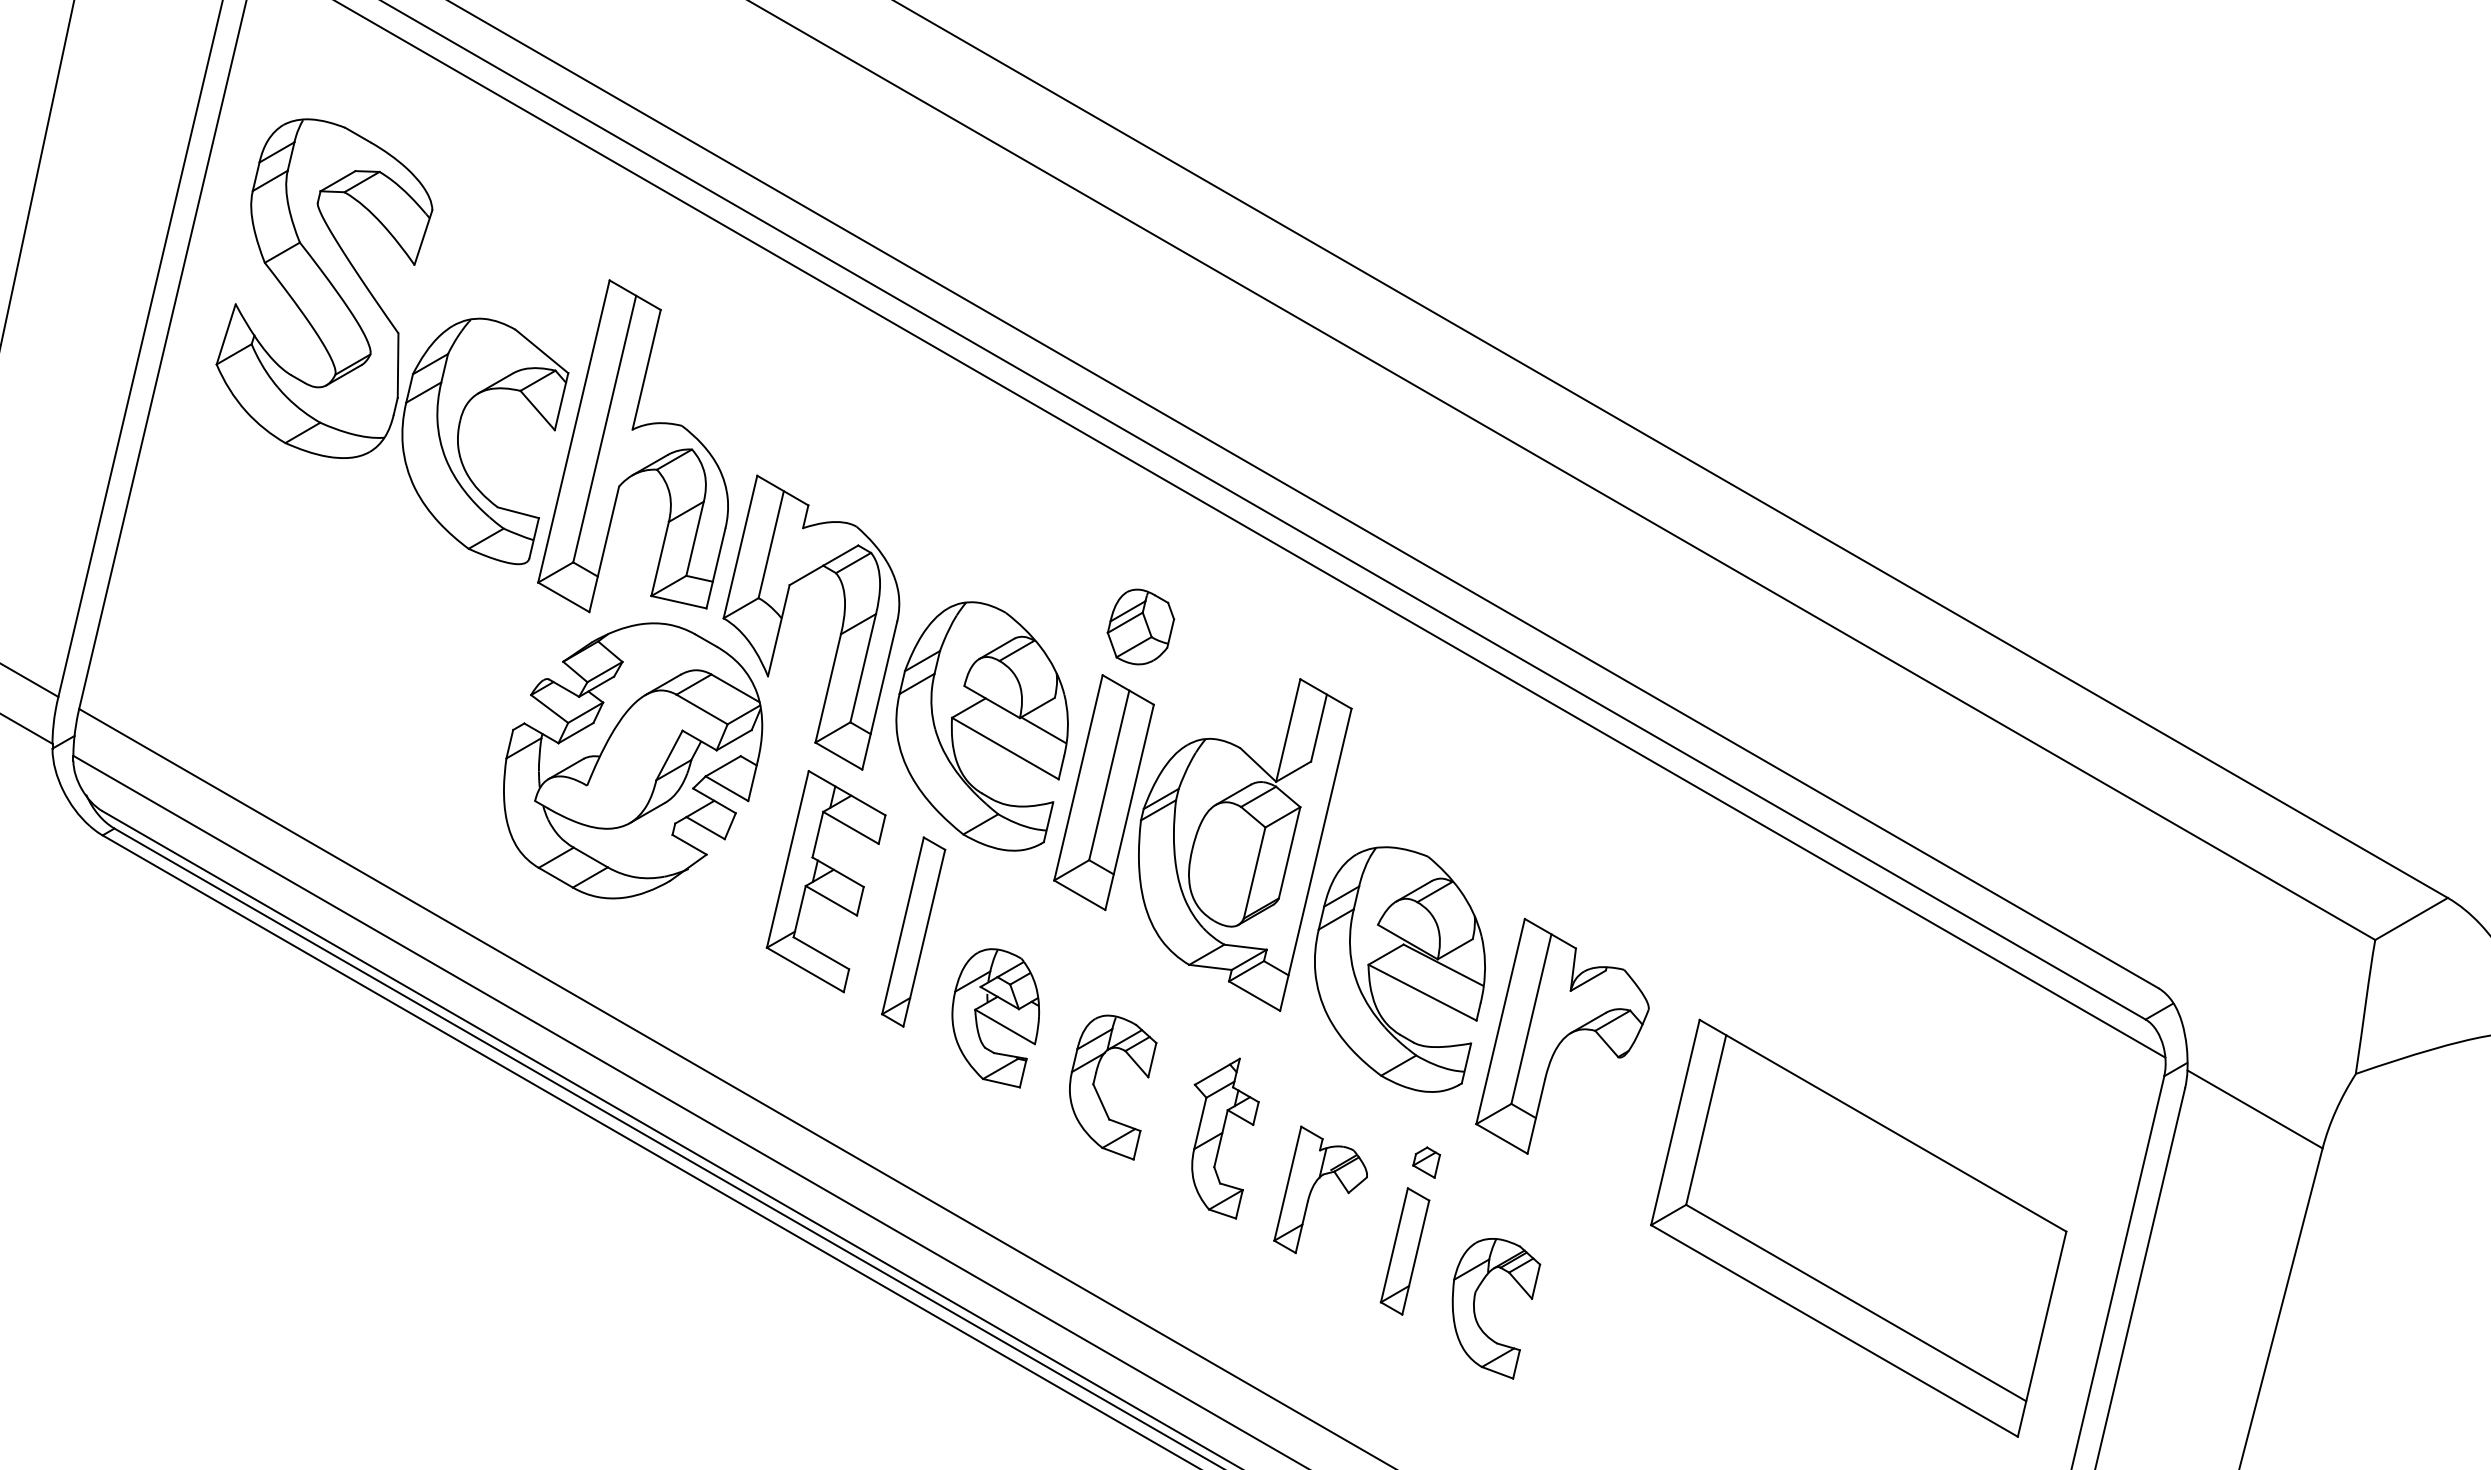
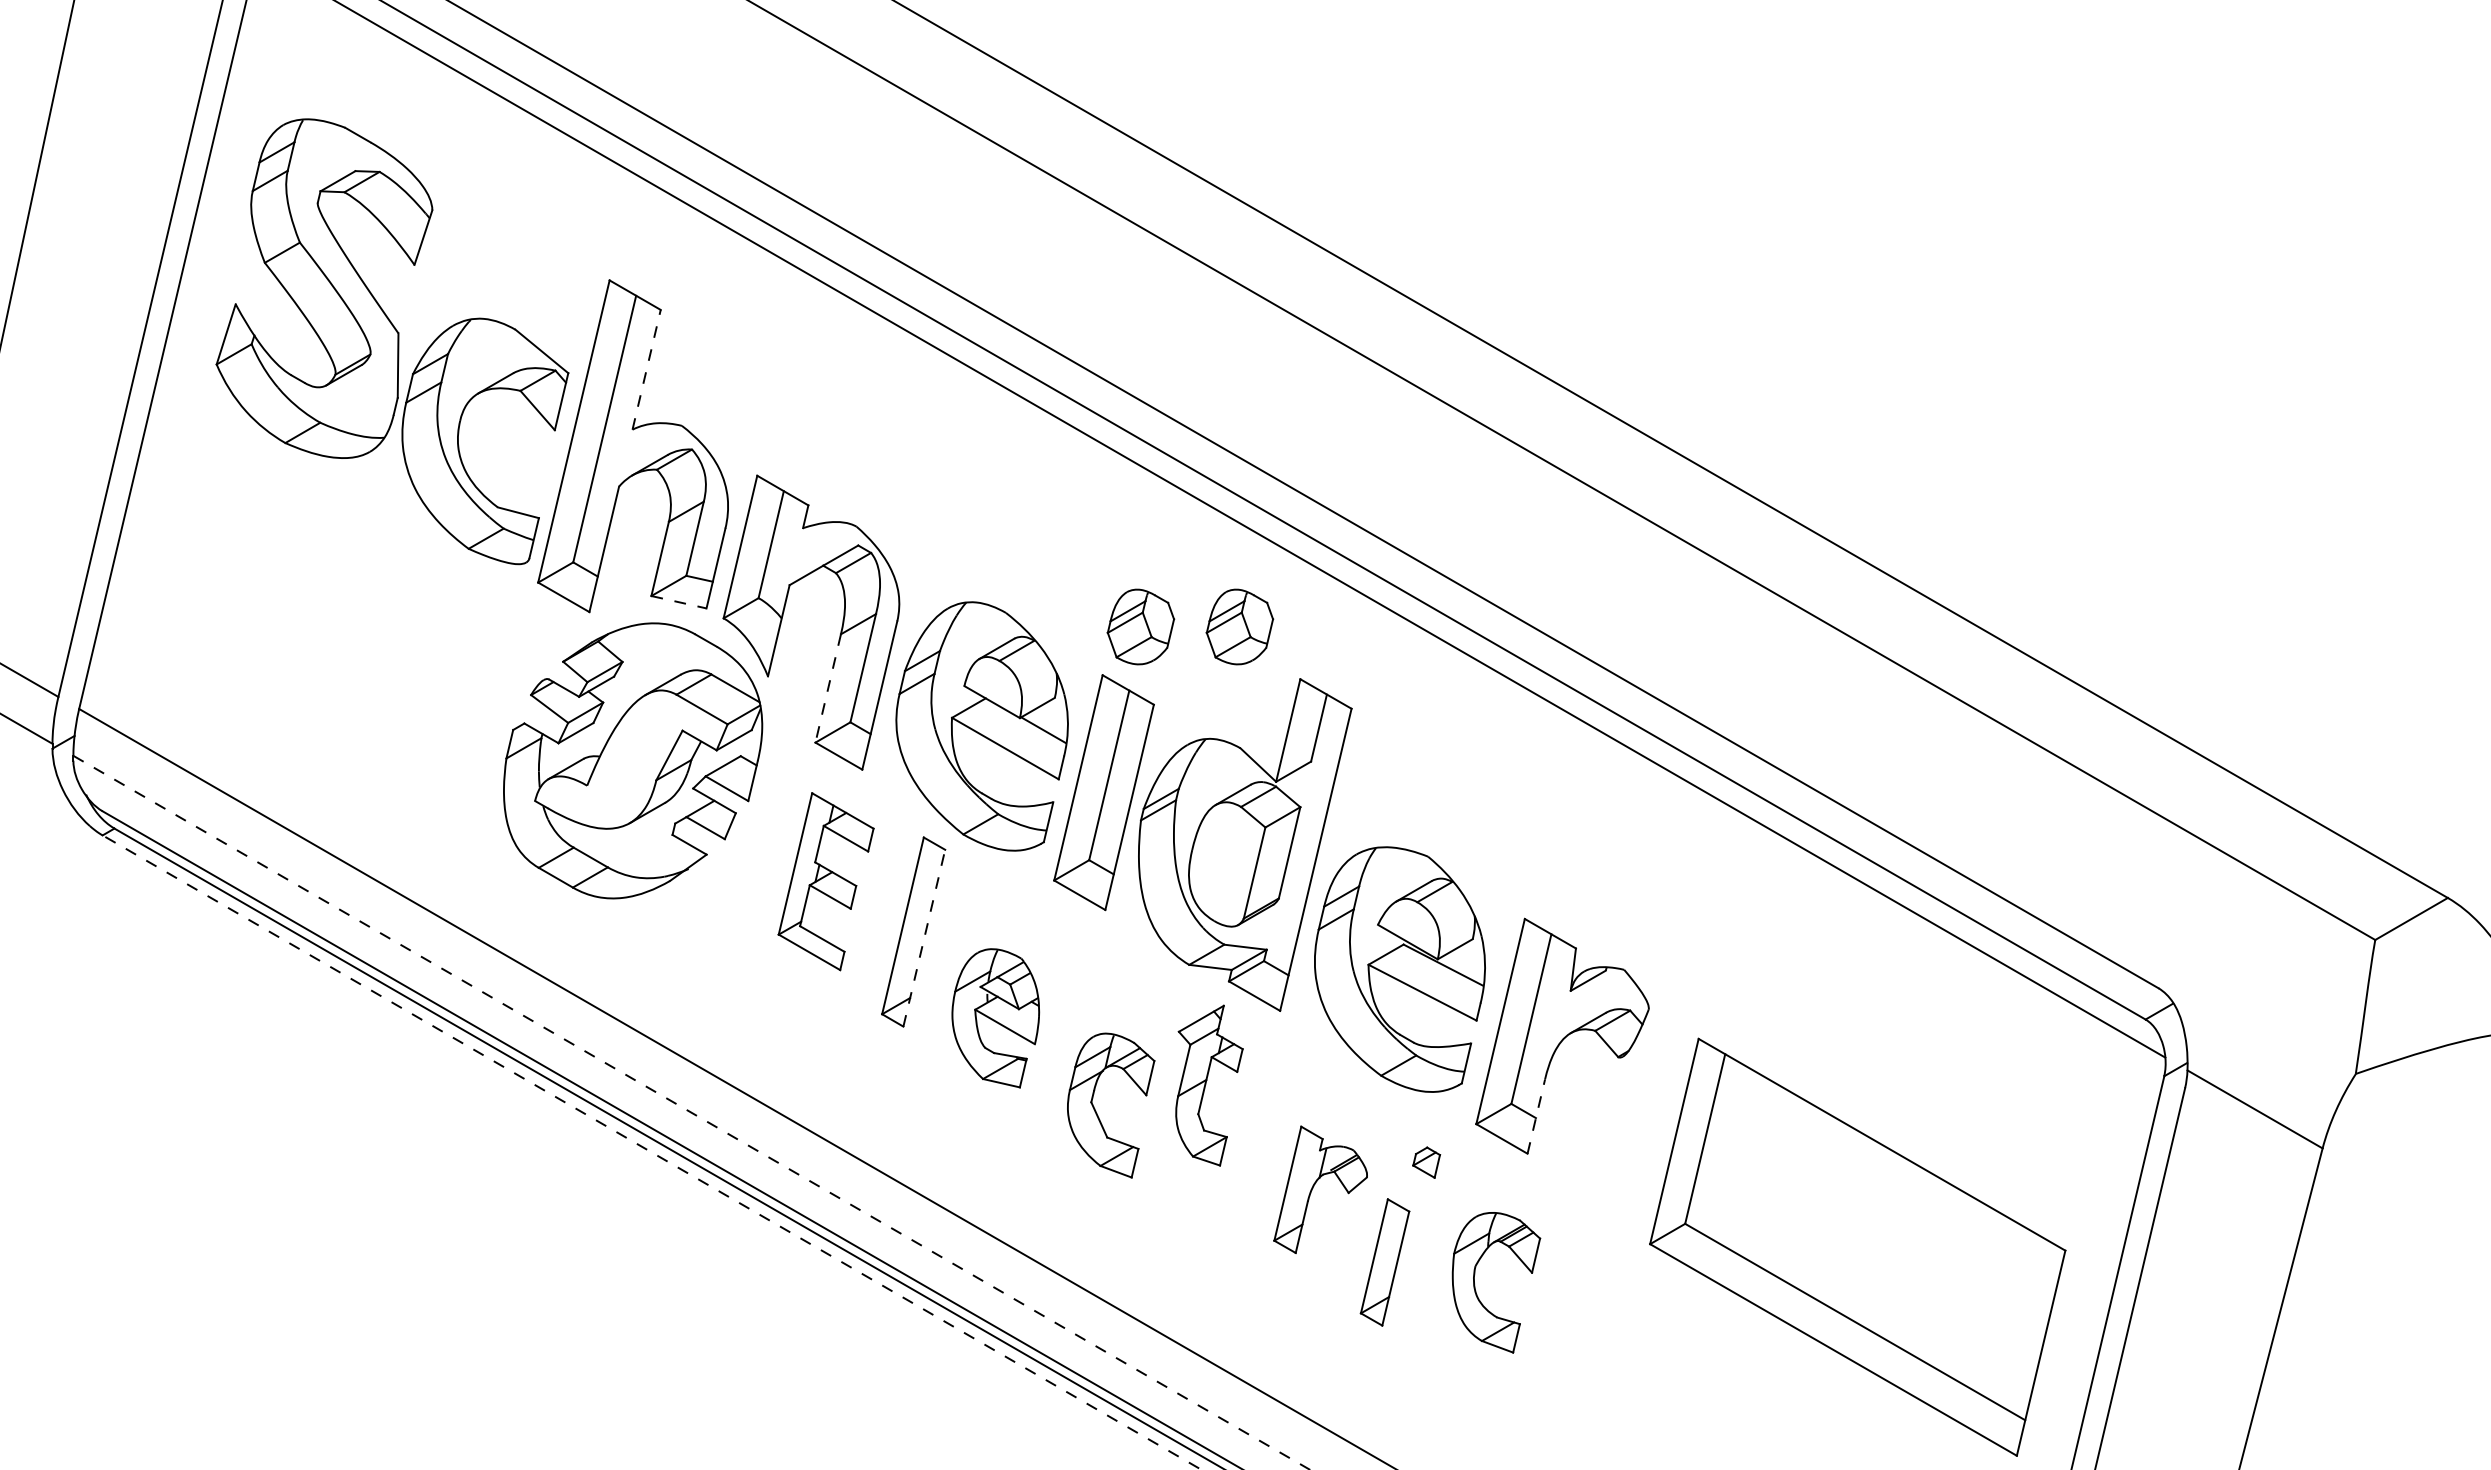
line: solid -> dashed (646, 369)
line: solid -> dashed (679, 602)
part: none -> present (1239, 626)
line: solid -> dashed (828, 688)
part size: 122x224 px -> 98x180 px (825, 881)
line: solid -> dashed (924, 938)
part position: (1099, 1095) -> (1097, 1113) (1097, 1113)
line: solid -> dashed (691, 1112)
line: solid -> dashed (1536, 1116)
part position: (1225, 1138) -> (1209, 1085) (1209, 1085)
line: solid -> dashed (651, 1152)
part position: (1858, 1227) -> (1857, 1246) (1857, 1246)
part position: (1404, 1251) -> (1384, 1262) (1384, 1262)
part position: (1475, 1311) -> (1475, 1285) (1475, 1285)
